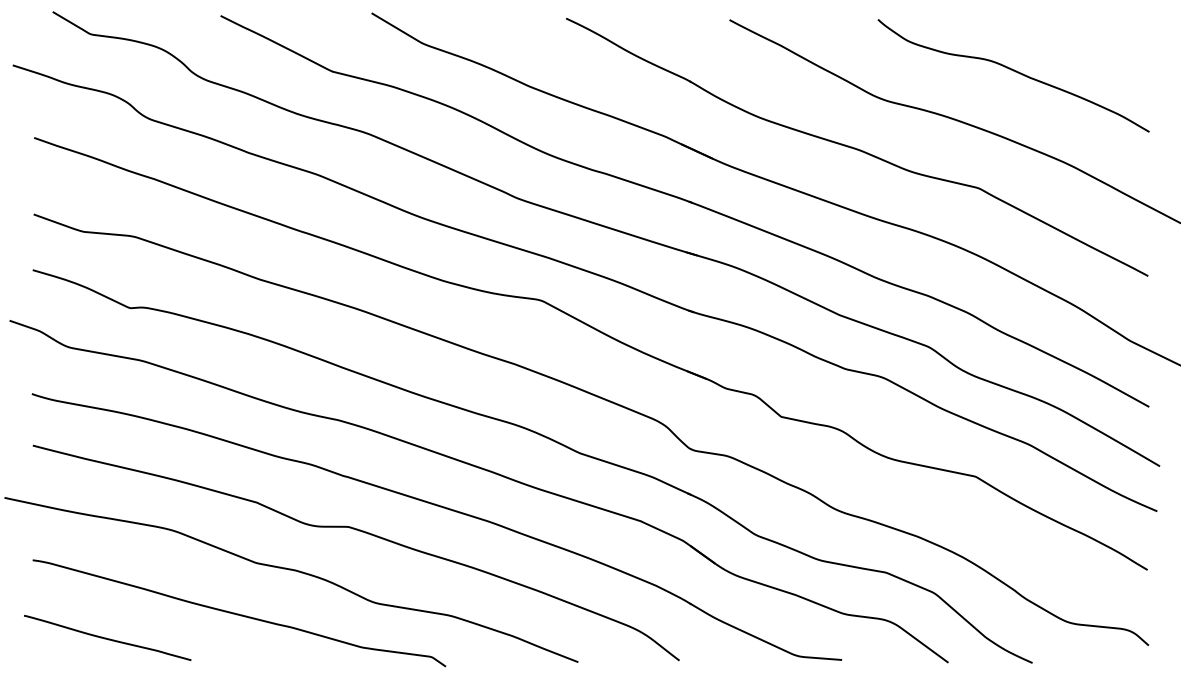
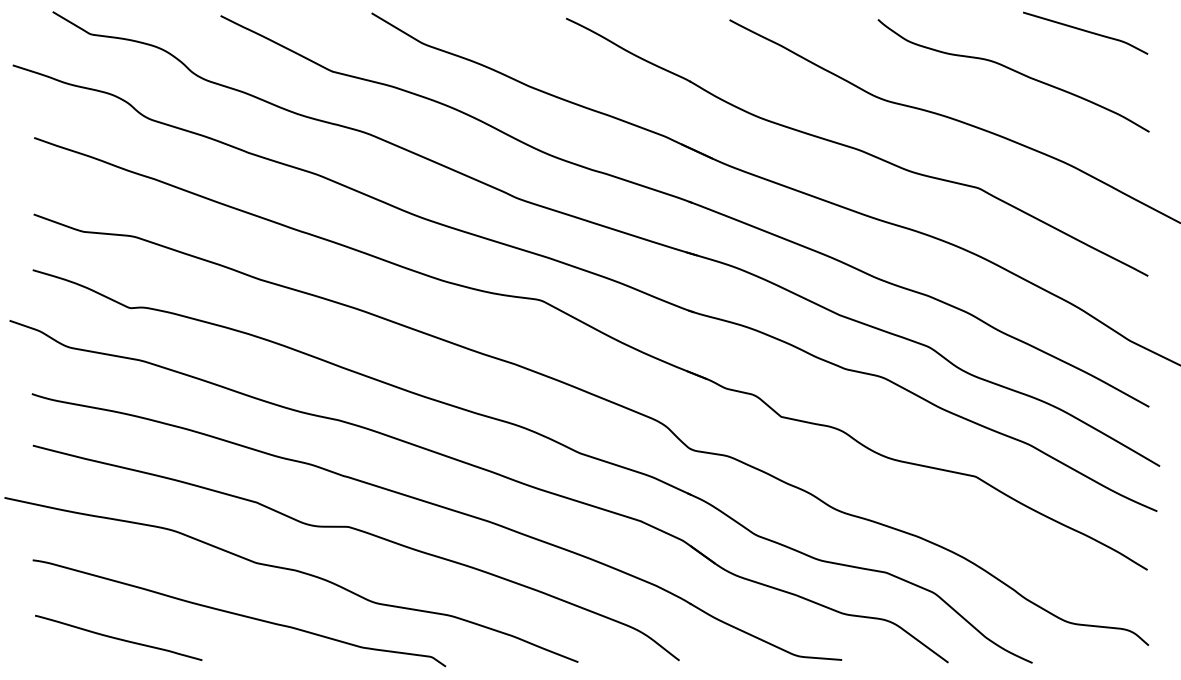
curve: none -> present (1085, 31)
curve position: (106, 637) -> (117, 637) (117, 637)
